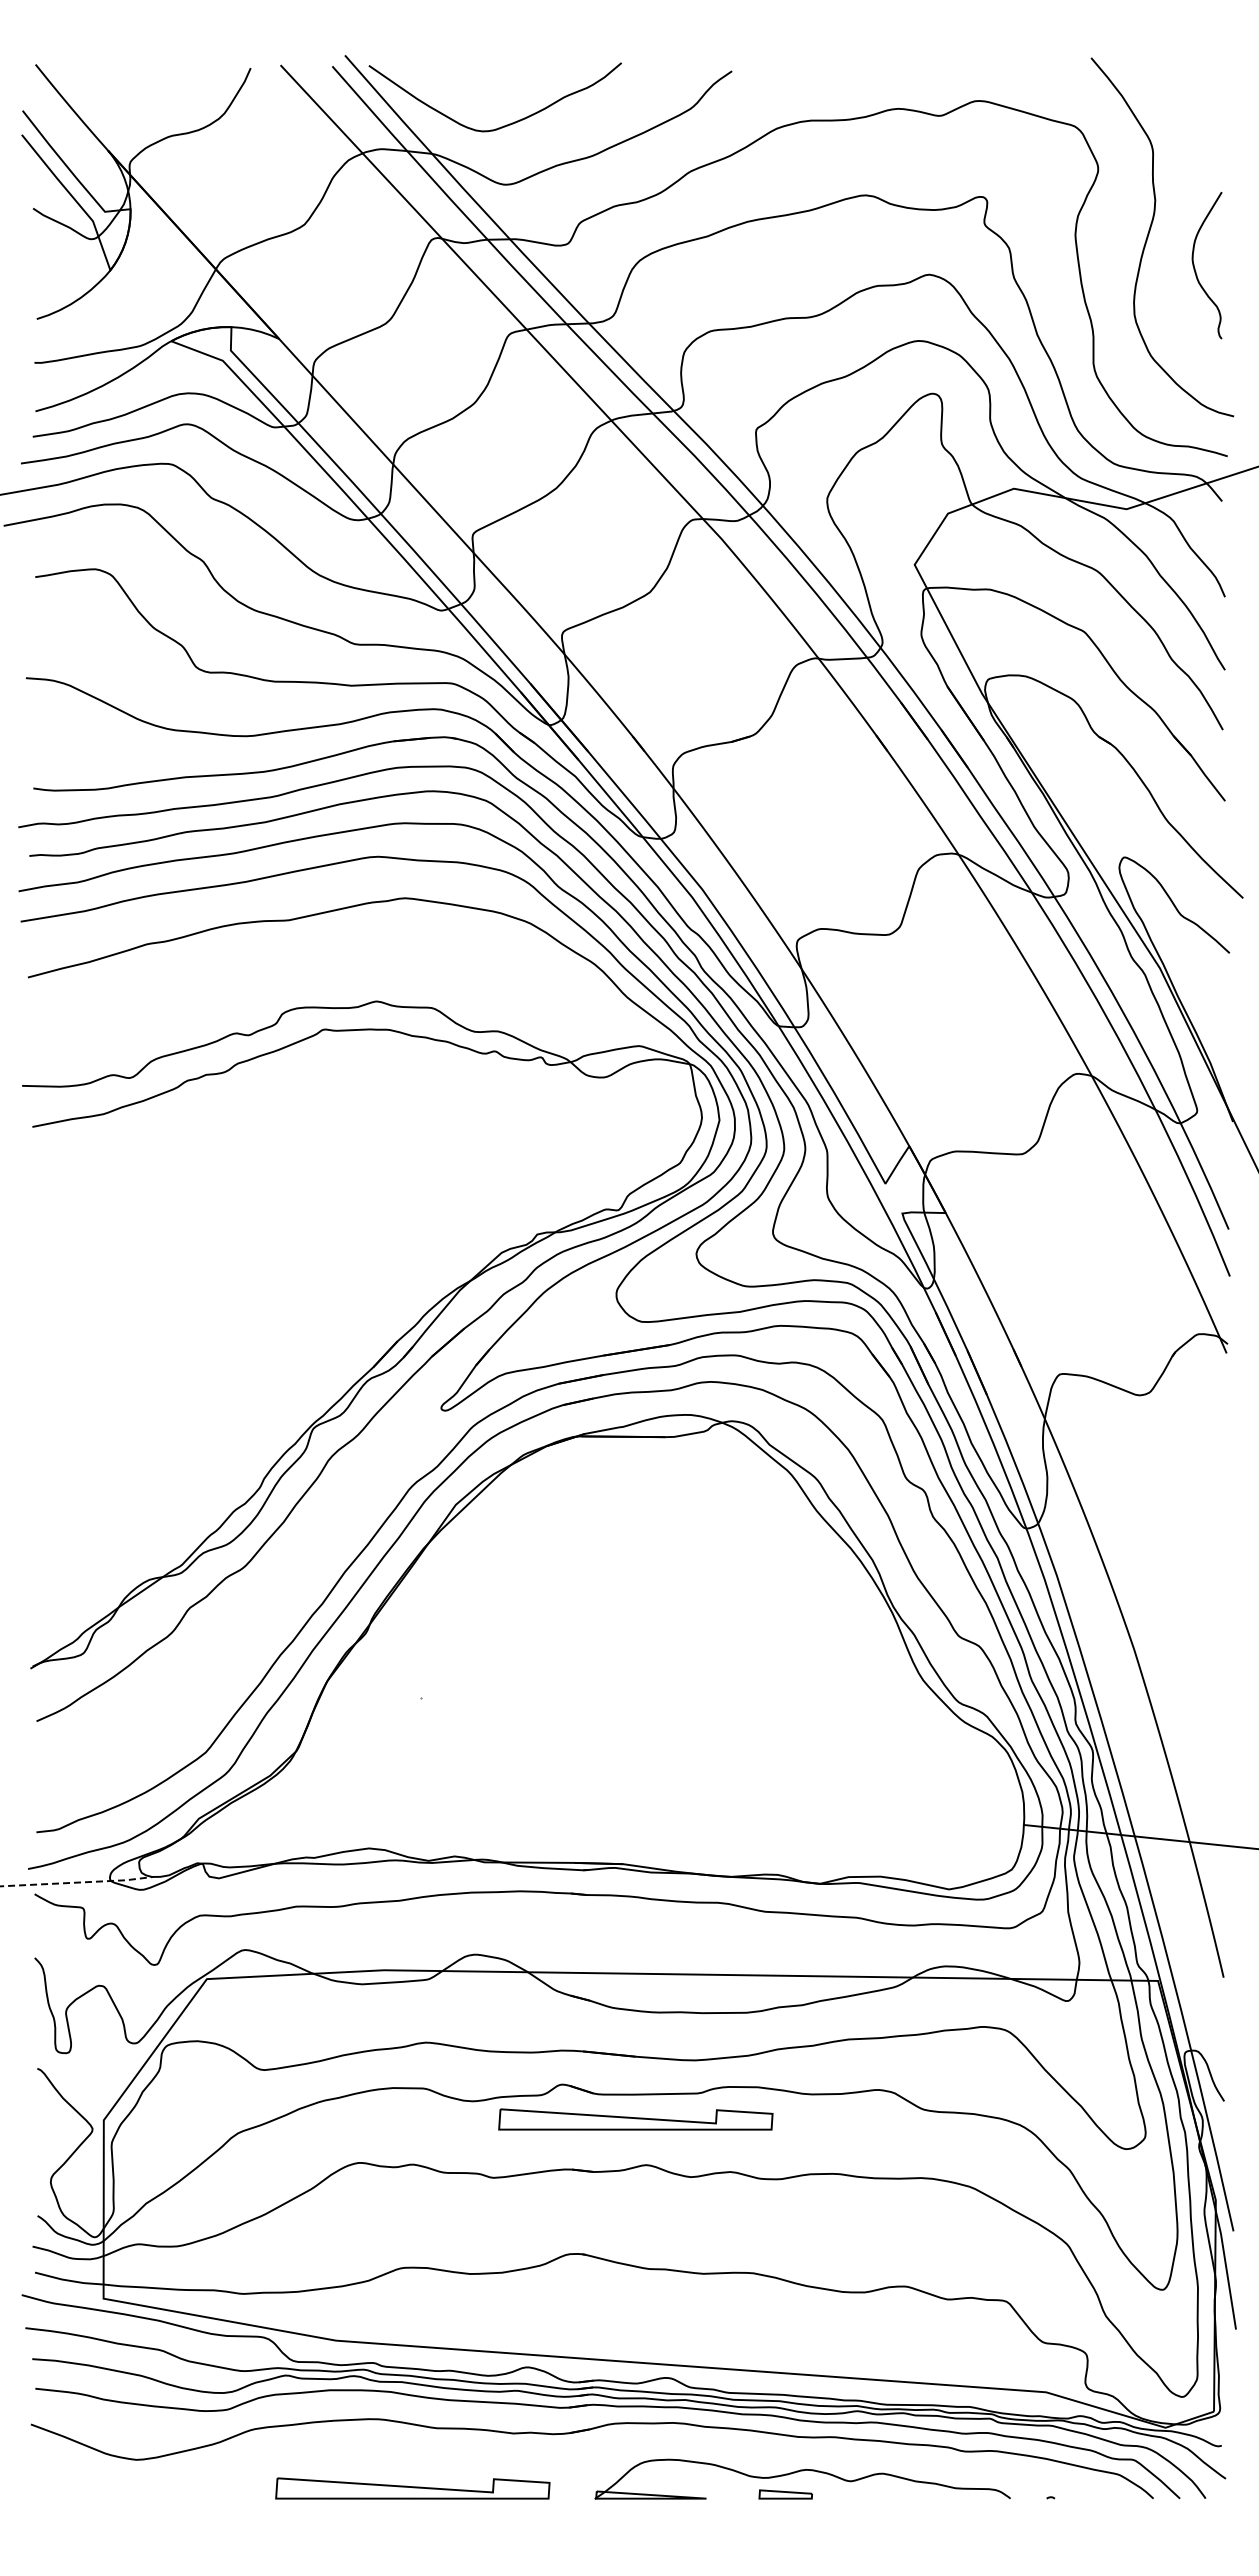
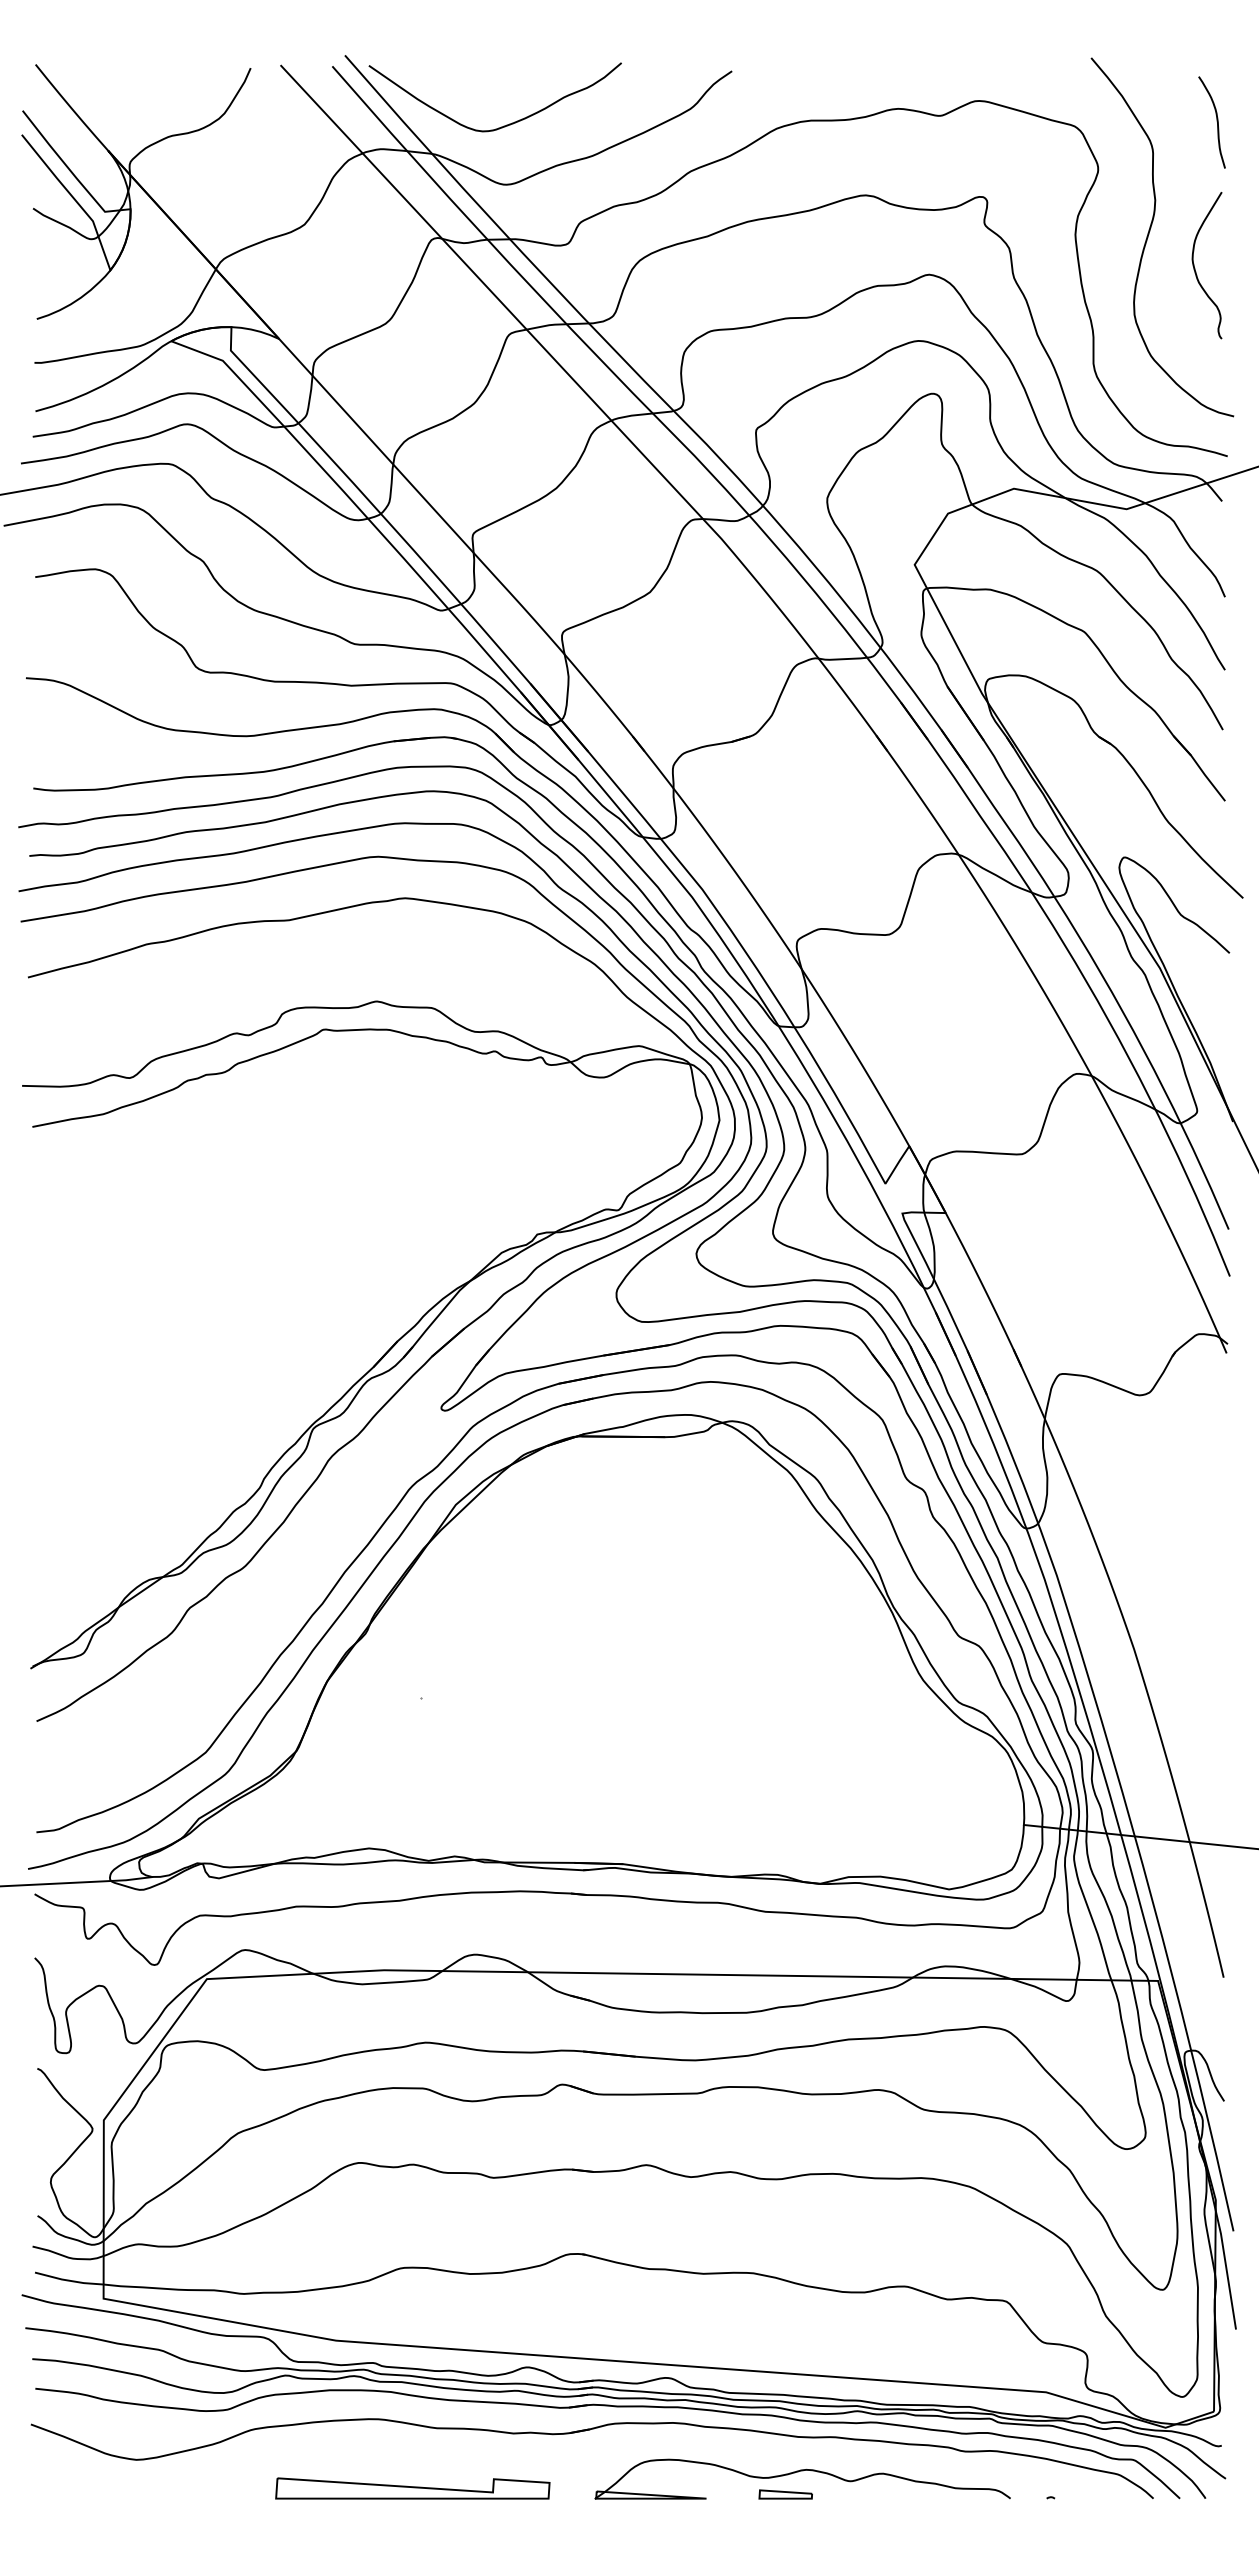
curve: none -> present (1216, 121)
line: dashed -> solid (78, 1882)
part: present -> none (635, 2119)
